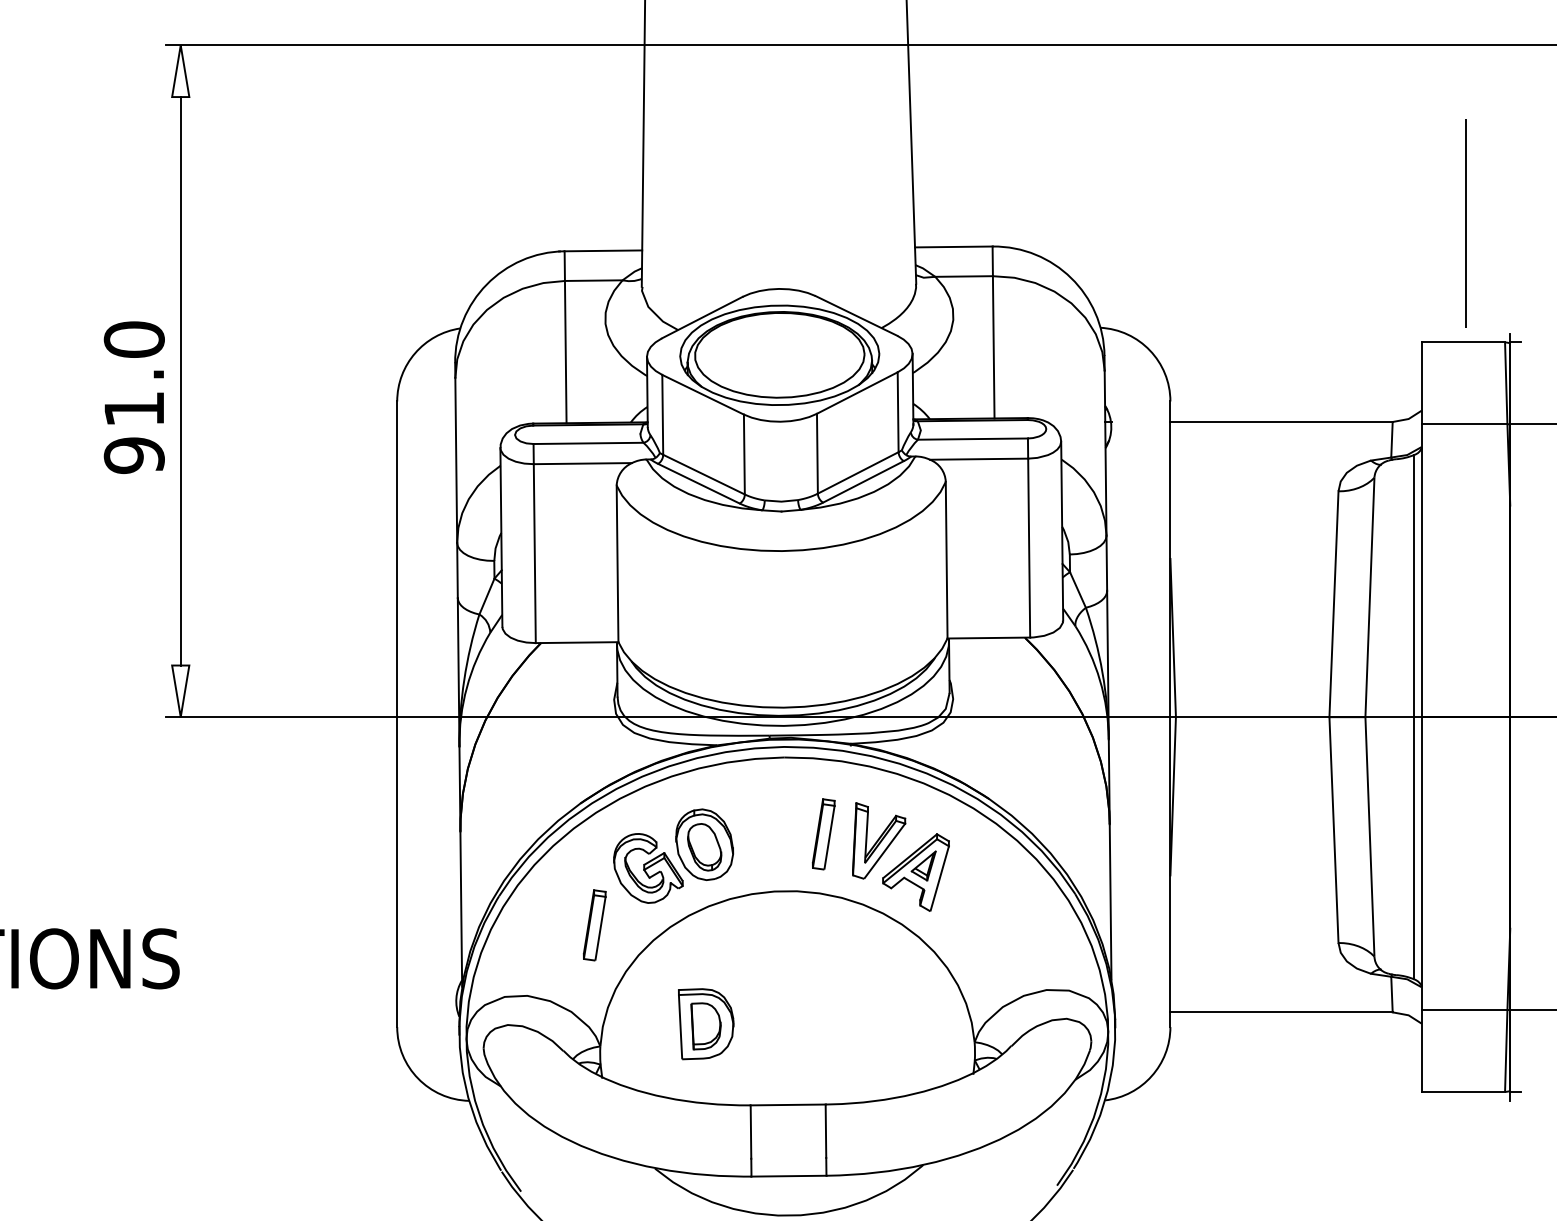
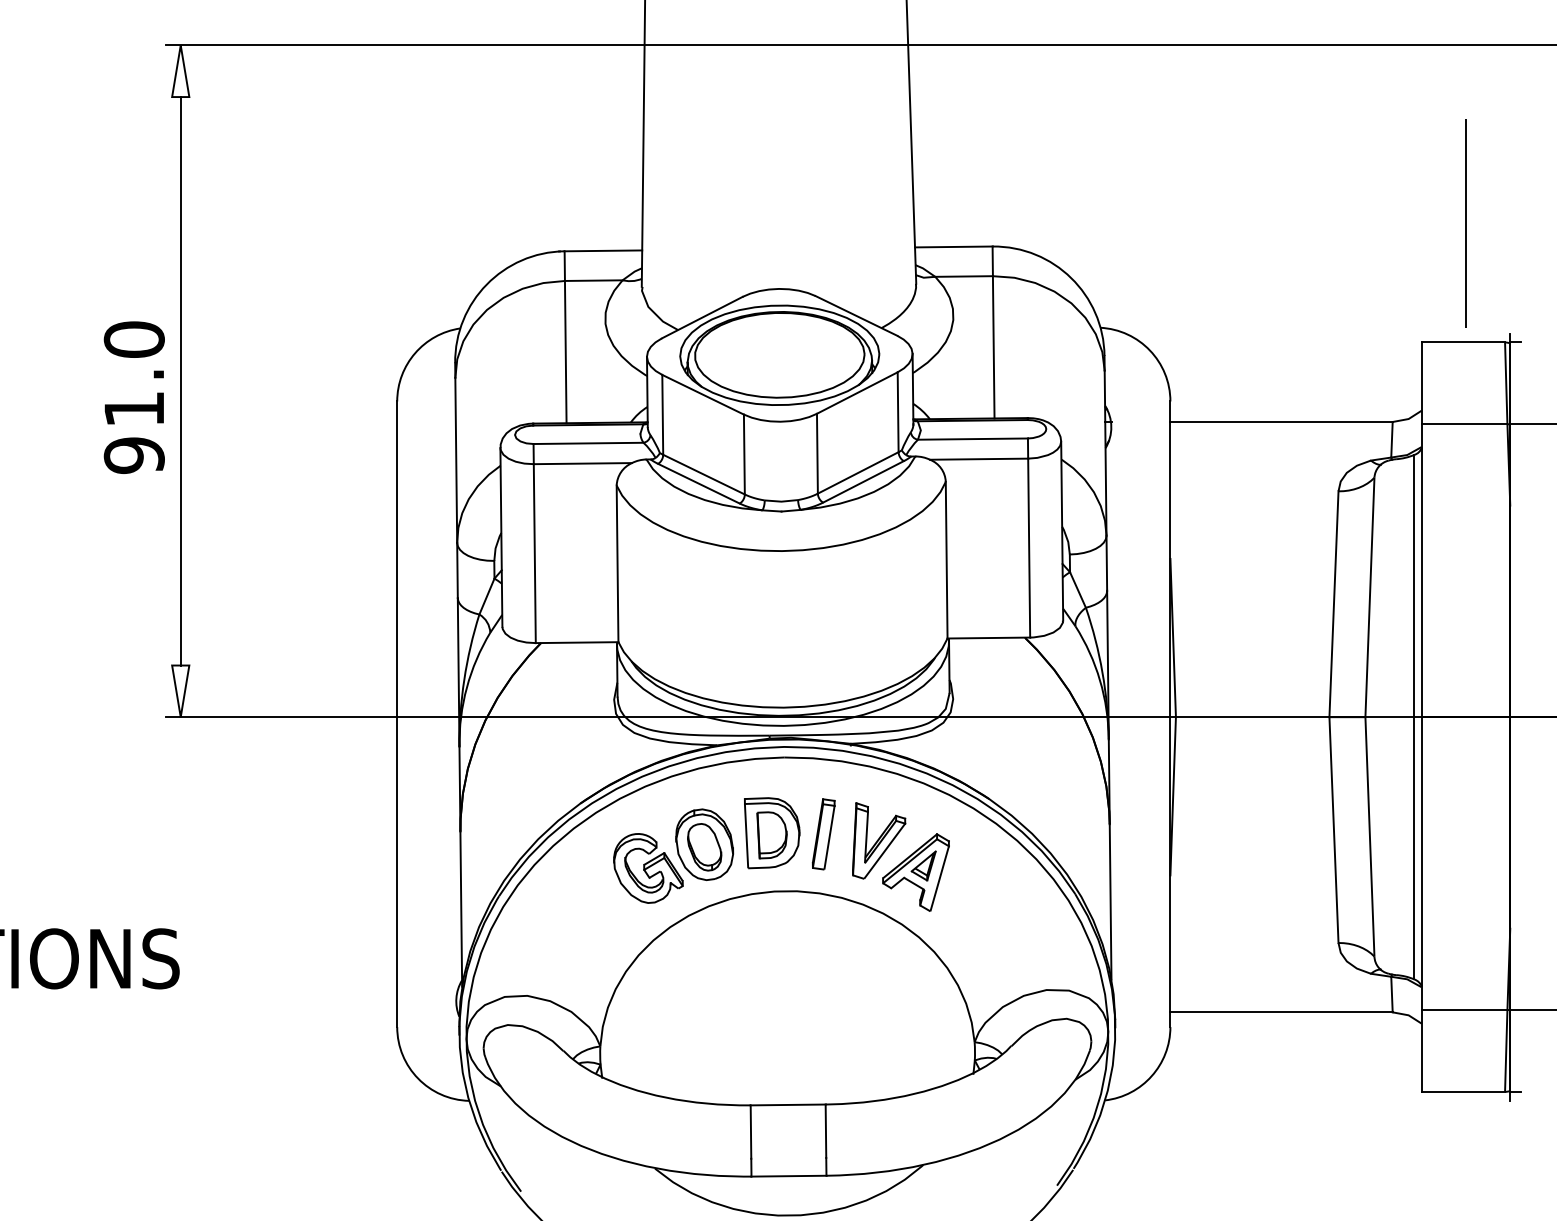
part: present -> none (594, 925)
part position: (706, 1024) -> (772, 833) (772, 833)
